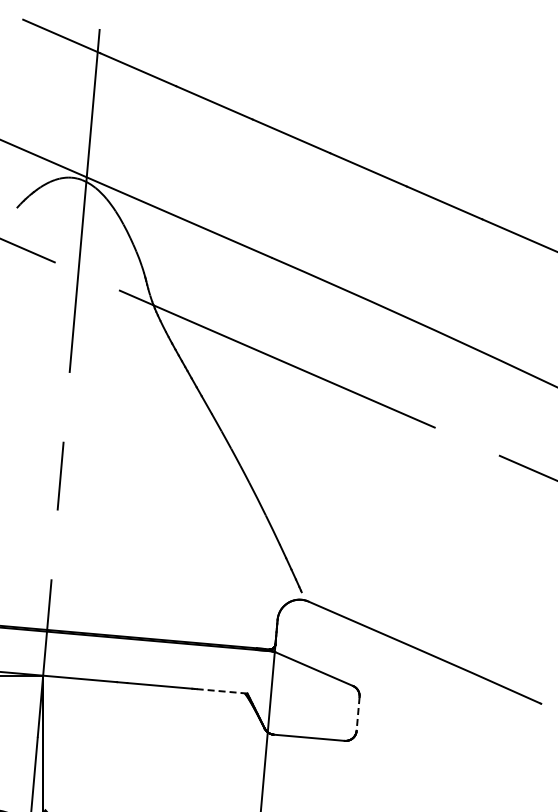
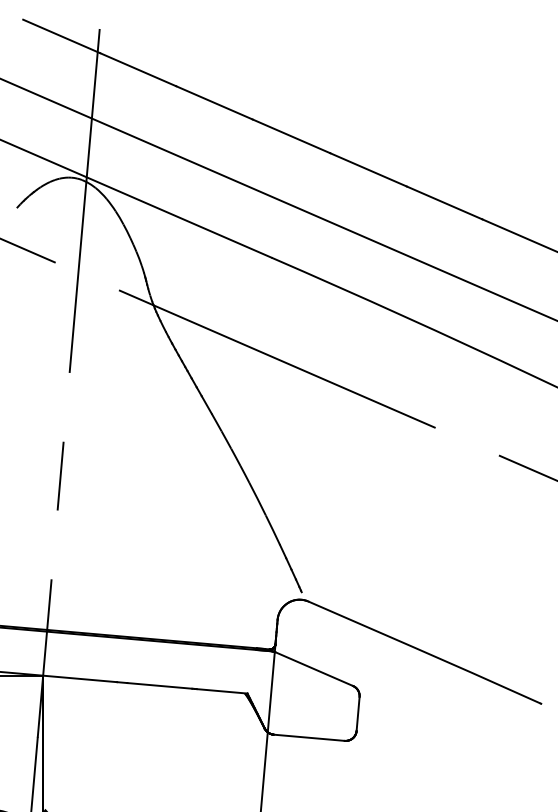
line: none -> present (278, 199)
line: dashed -> solid (221, 691)
line: dashed -> solid (358, 713)
